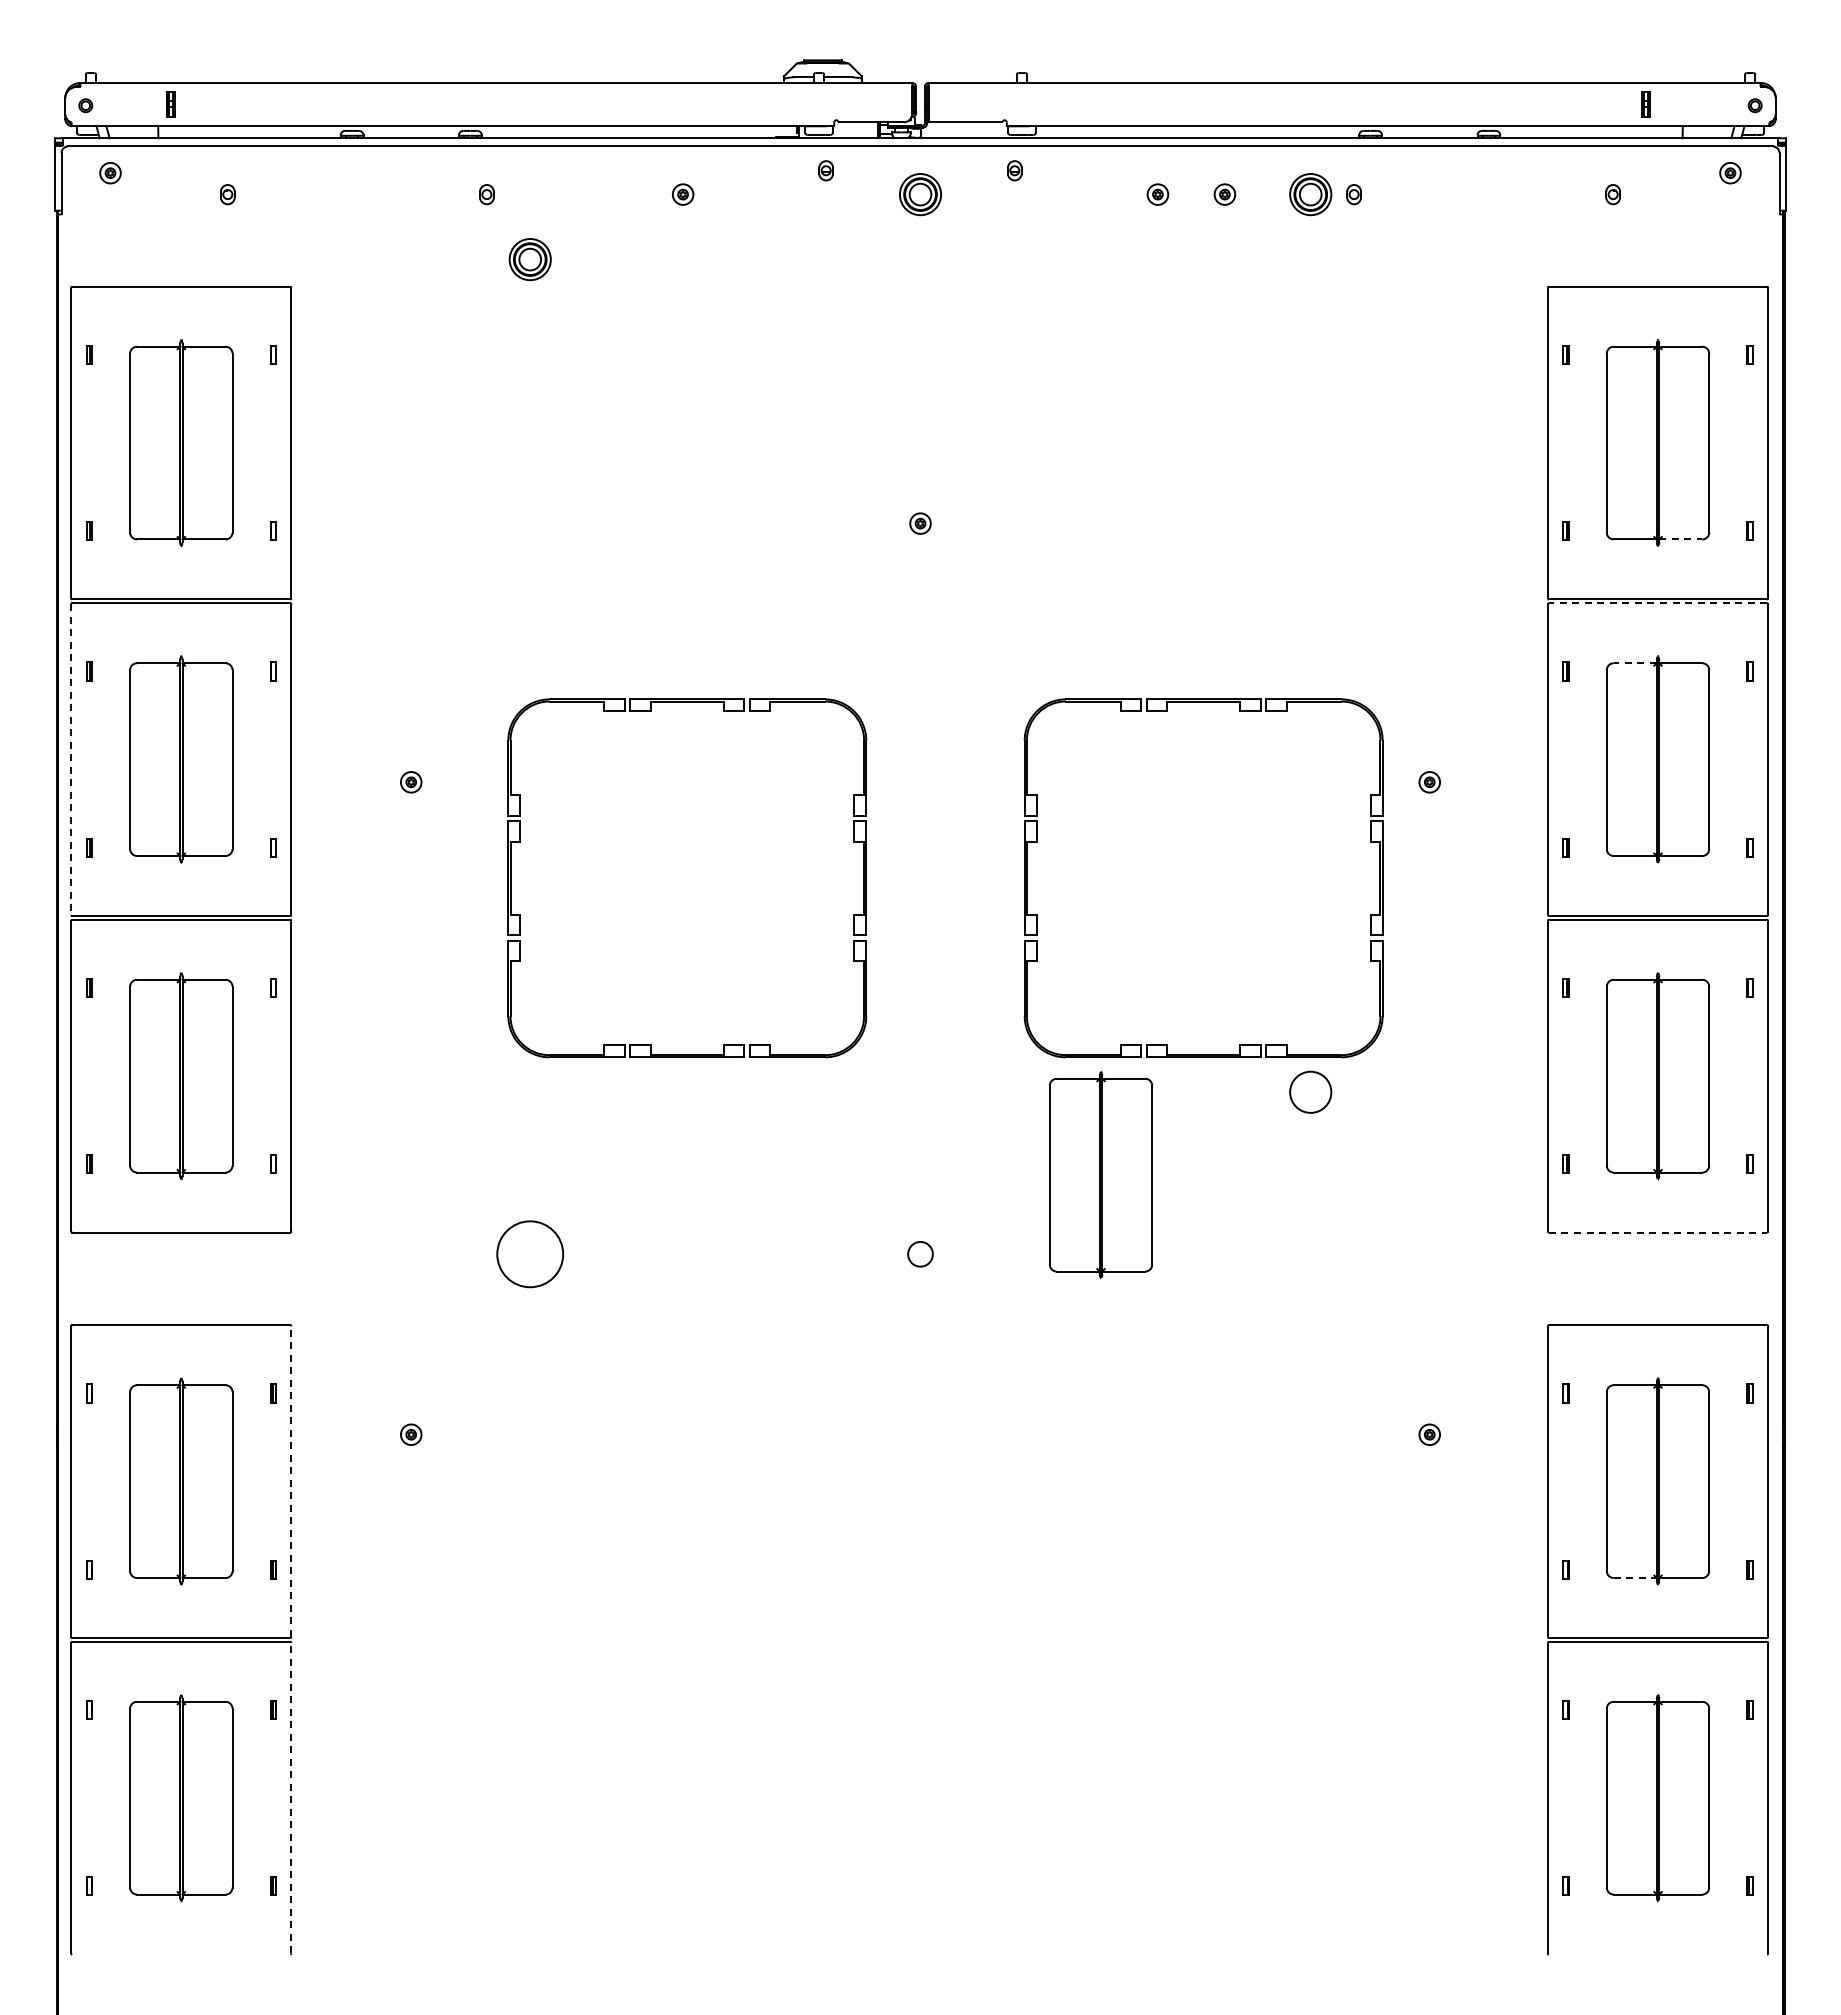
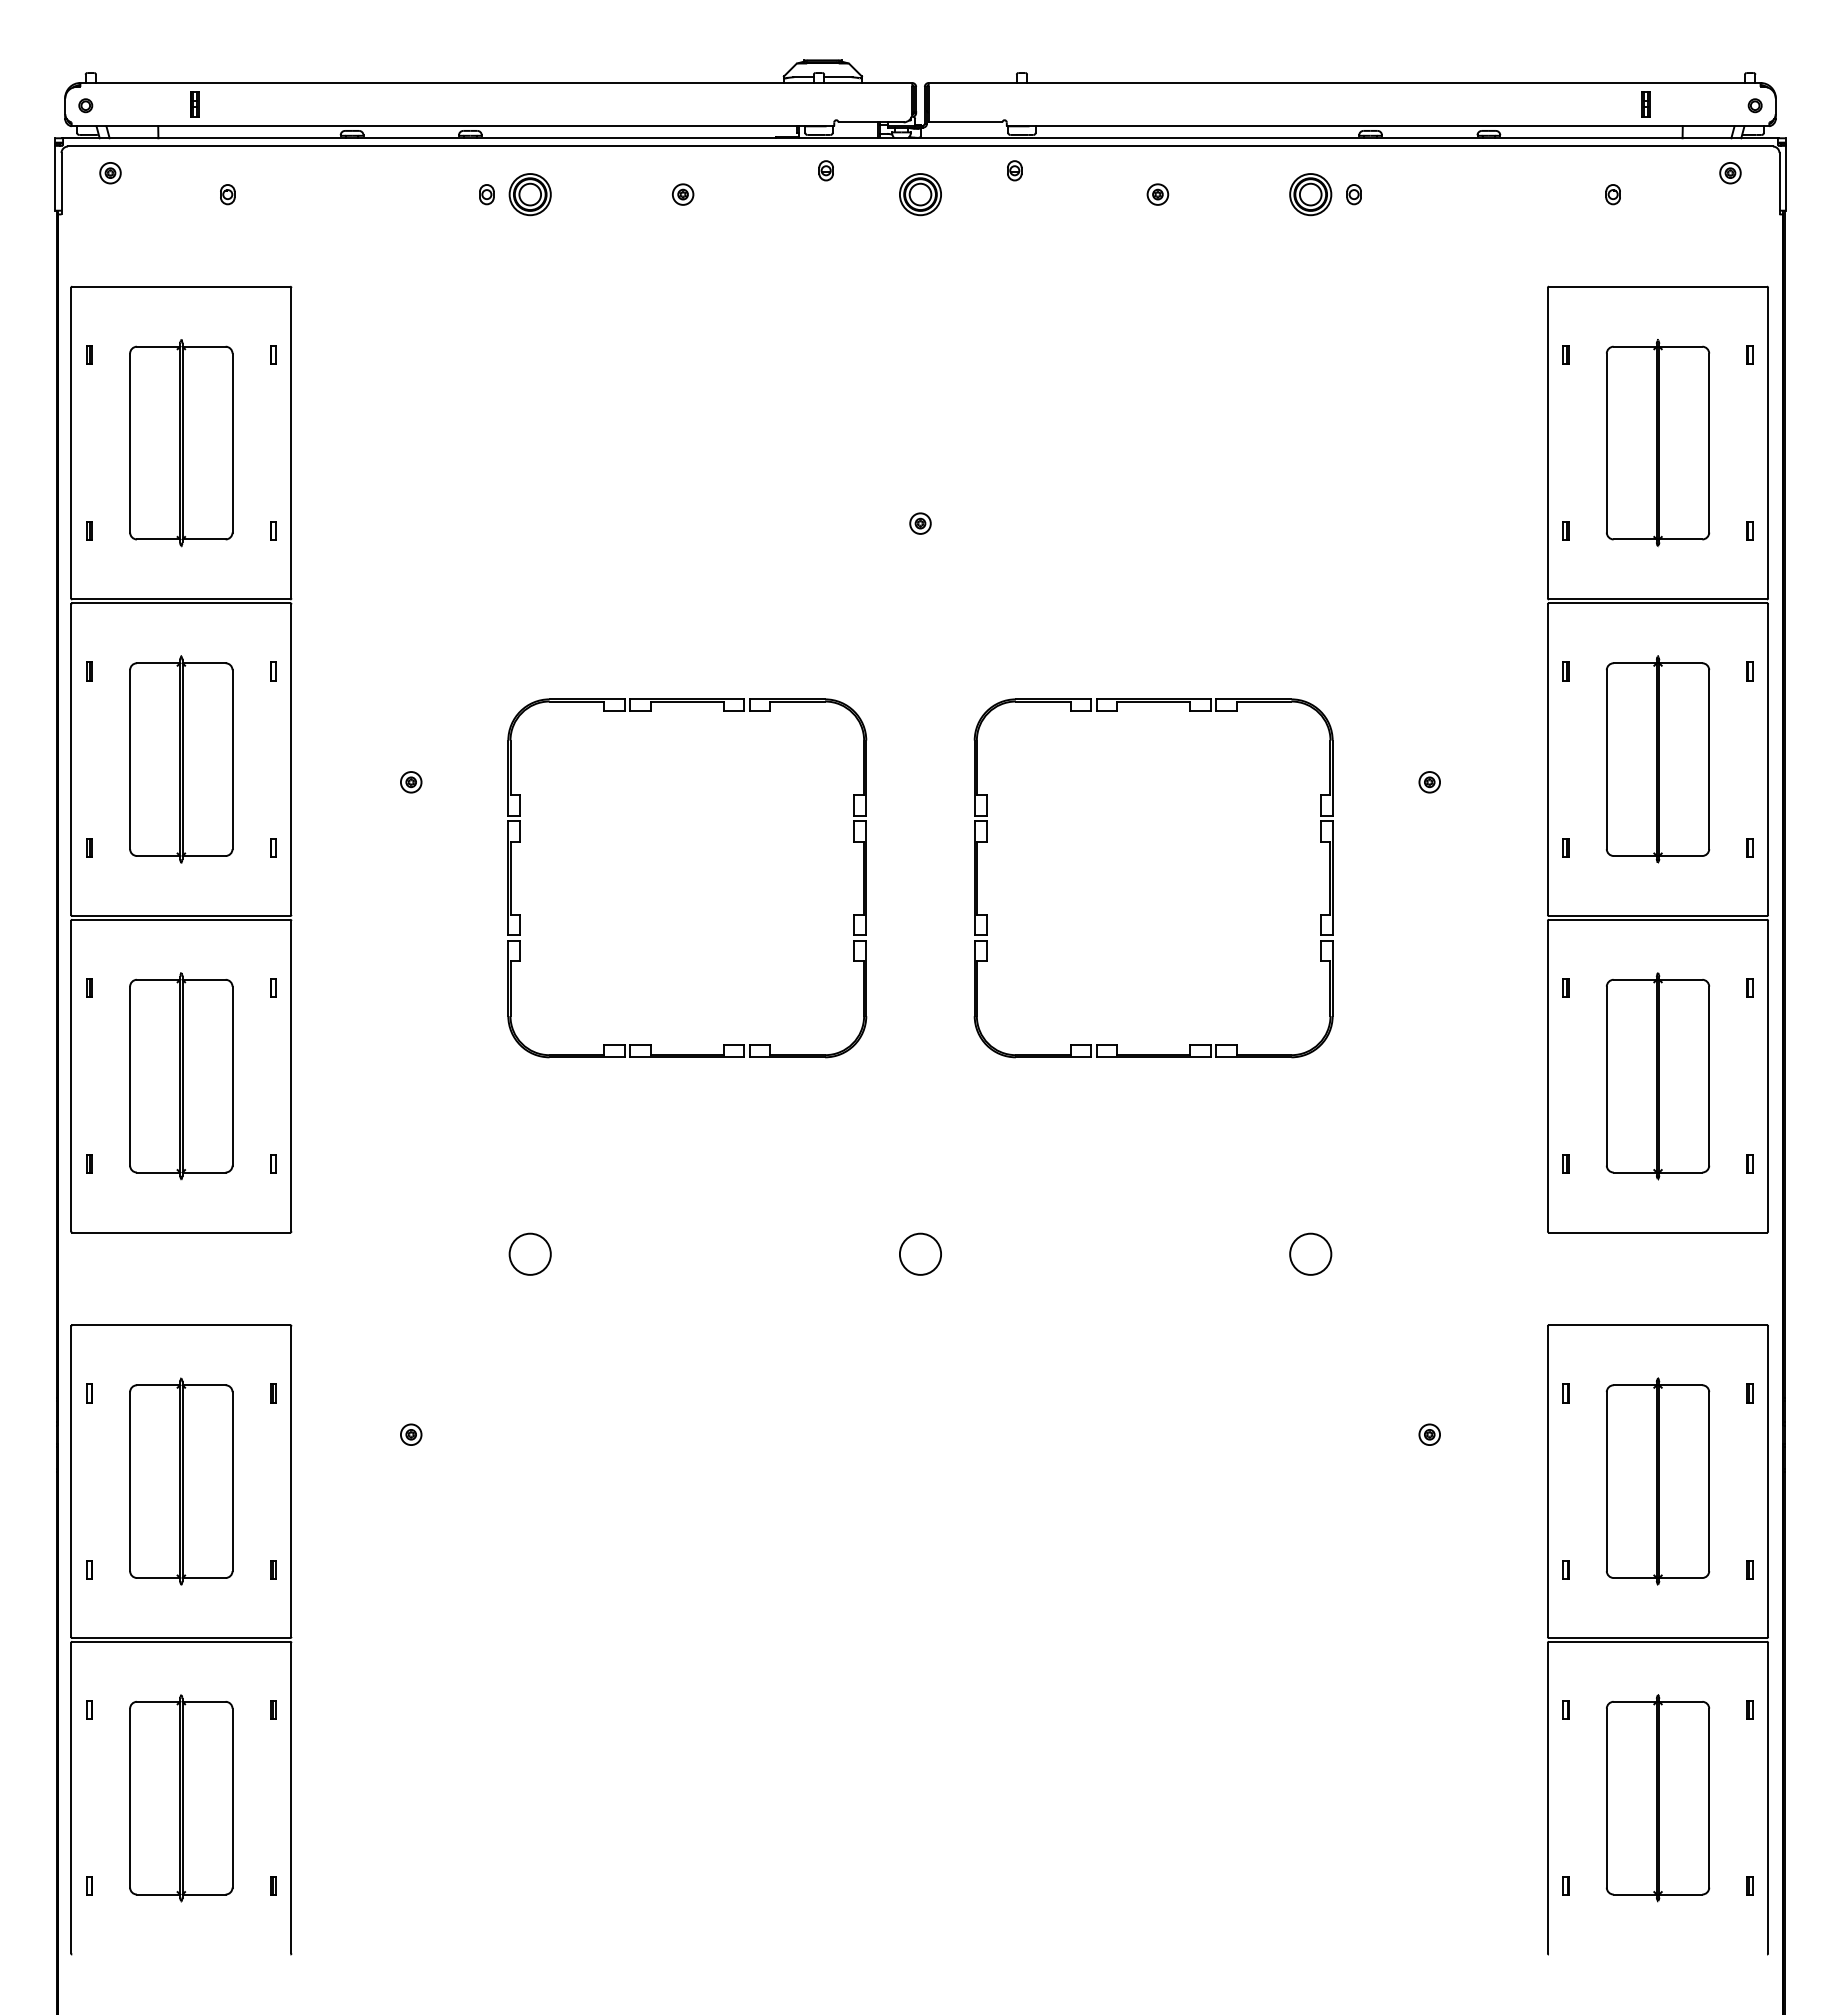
part position: (170, 104) -> (194, 104) (194, 104)
part: present -> none (1224, 194)
part position: (529, 259) -> (529, 194) (529, 194)
line: dashed -> solid (1680, 539)
line: dashed -> solid (1657, 603)
line: dashed -> solid (1635, 663)
line: dashed -> solid (71, 760)
part position: (1037, 842) -> (987, 842) (987, 842)
circle position: (1310, 1091) -> (1310, 1253) (1310, 1253)
part: present -> none (1101, 1175)
line: dashed -> solid (1658, 1232)
circle diameter: 25 px -> 41 px (920, 1253)
circle diameter: 66 px -> 41 px (529, 1253)
line: dashed -> solid (291, 1481)
line: dashed -> solid (1635, 1578)
line: dashed -> solid (291, 1797)
